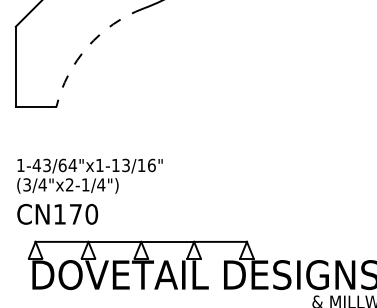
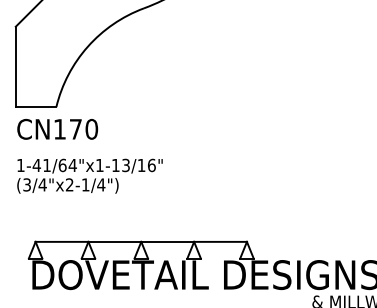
arc: dashed -> solid (87, 46)
text: 1-43/64"x1-13/16" -> 1-41/64"x1-13/16" (46, 165)
text position: (57, 213) -> (57, 128) (57, 128)
